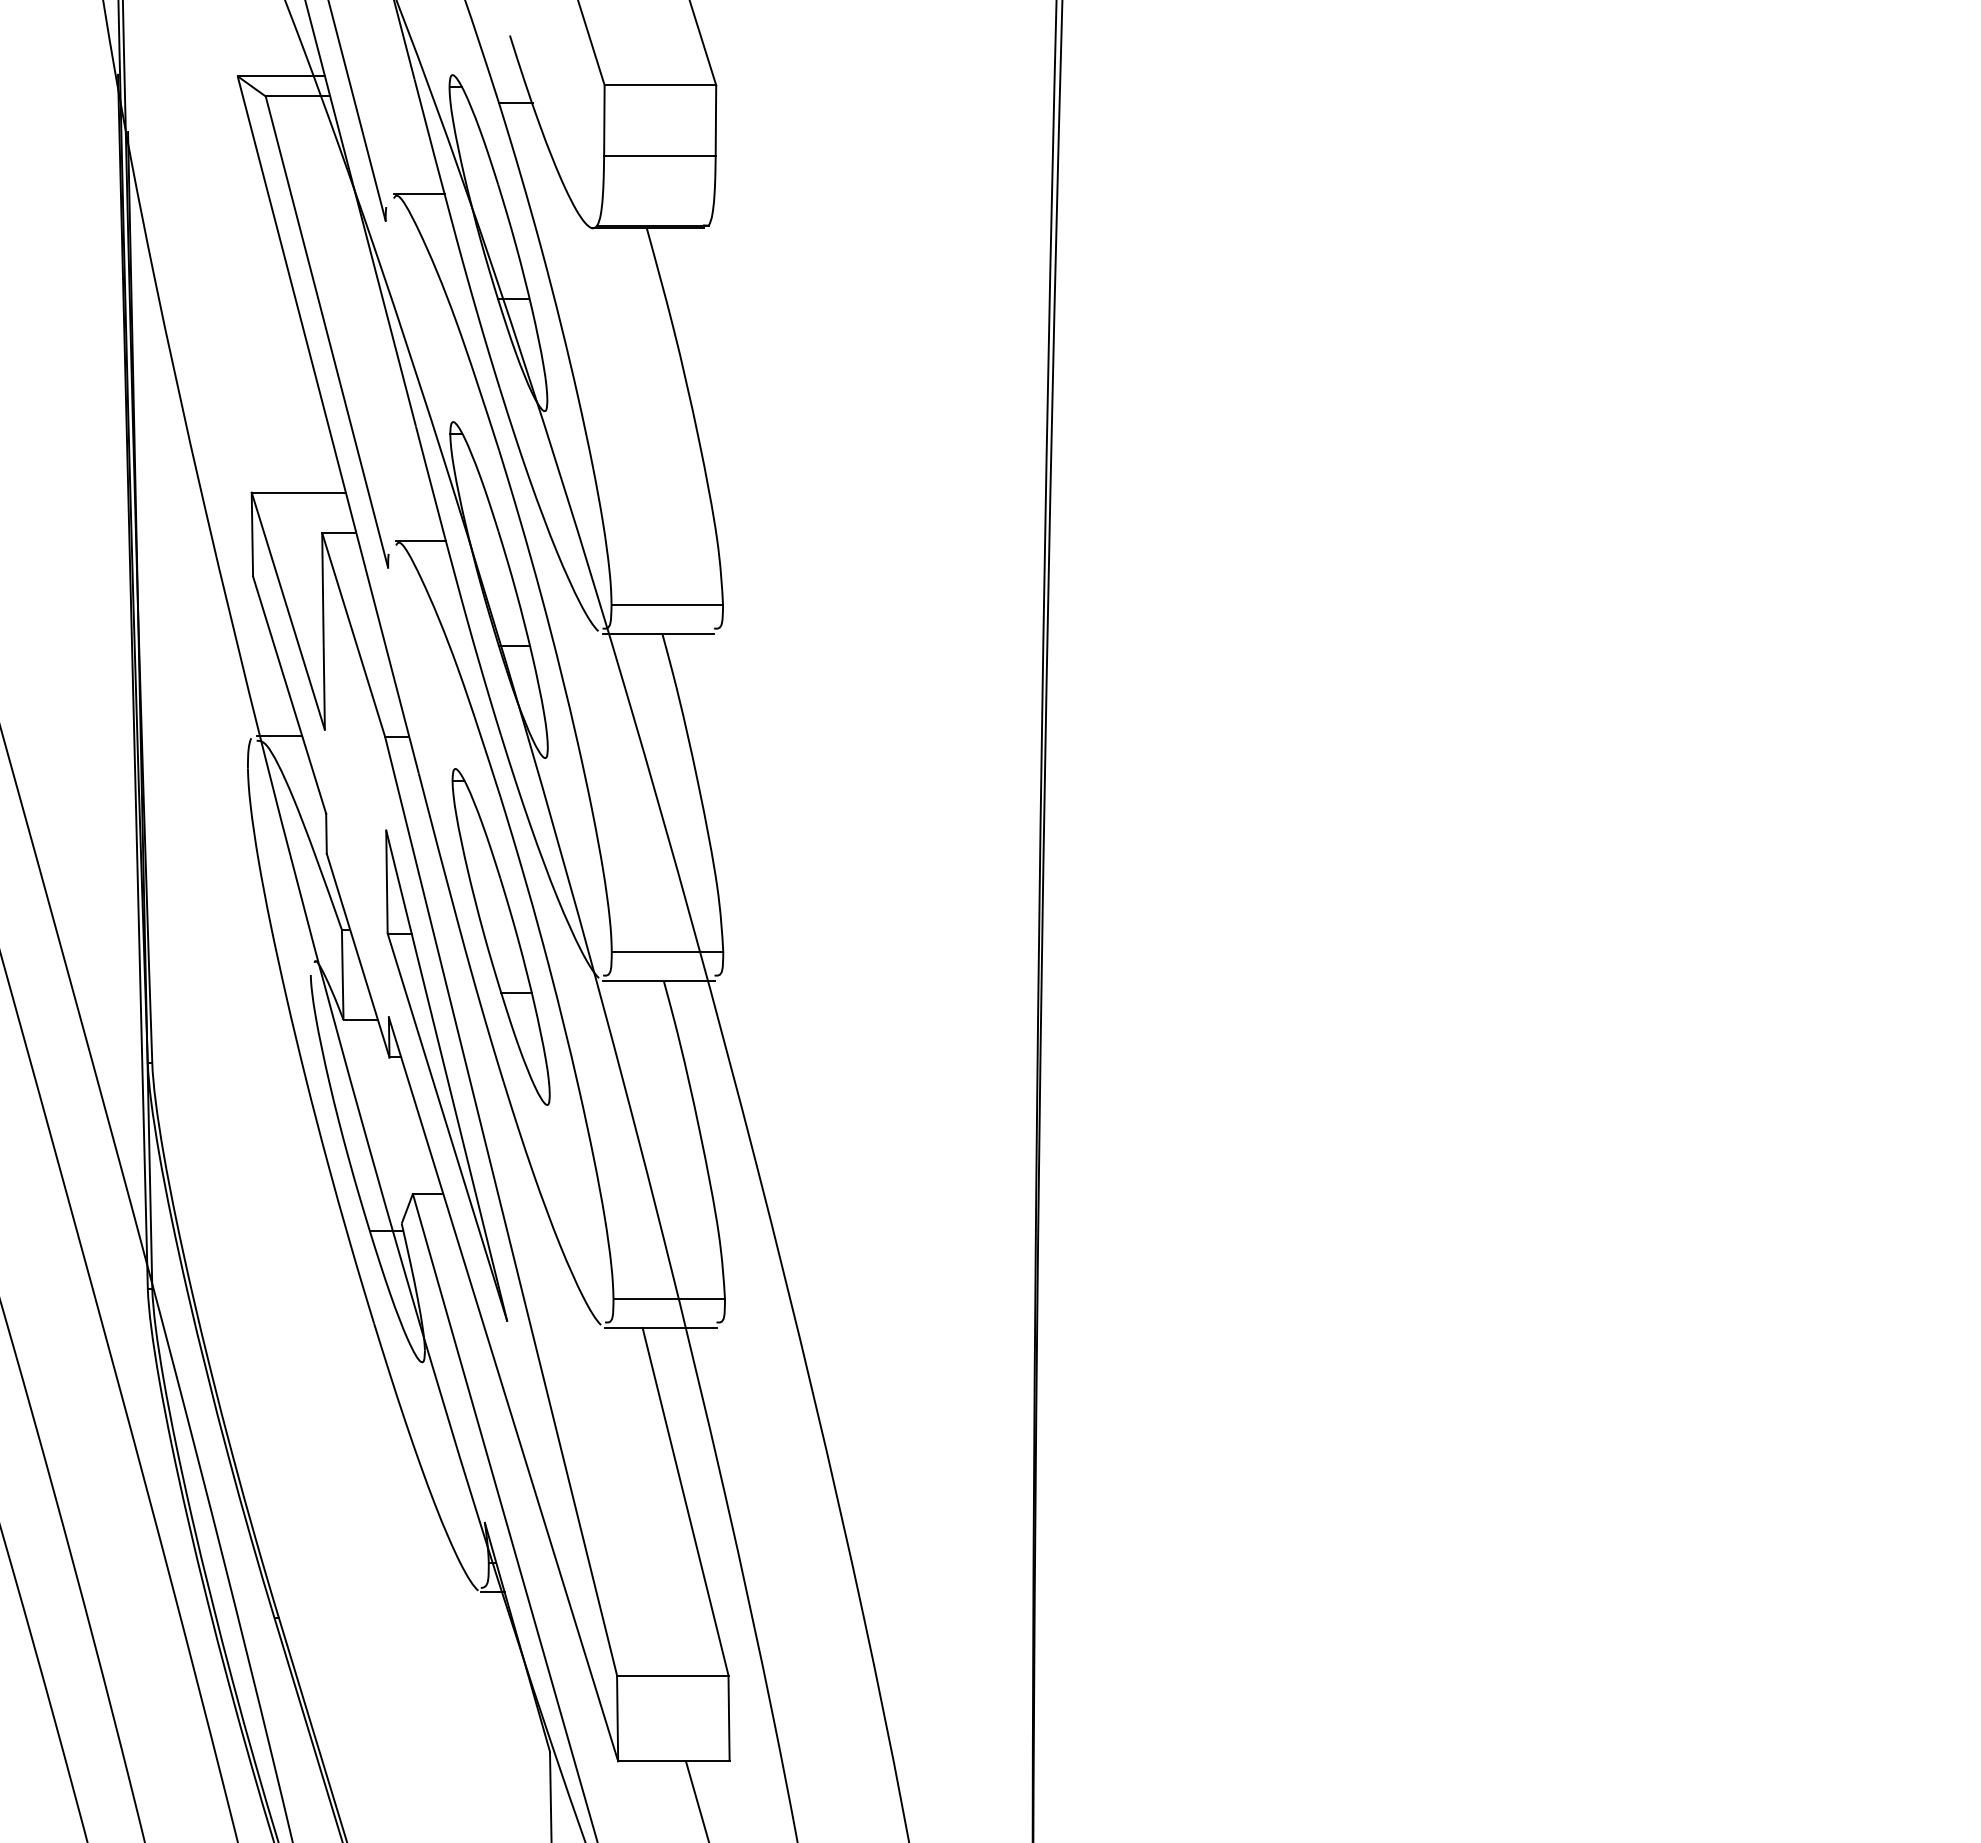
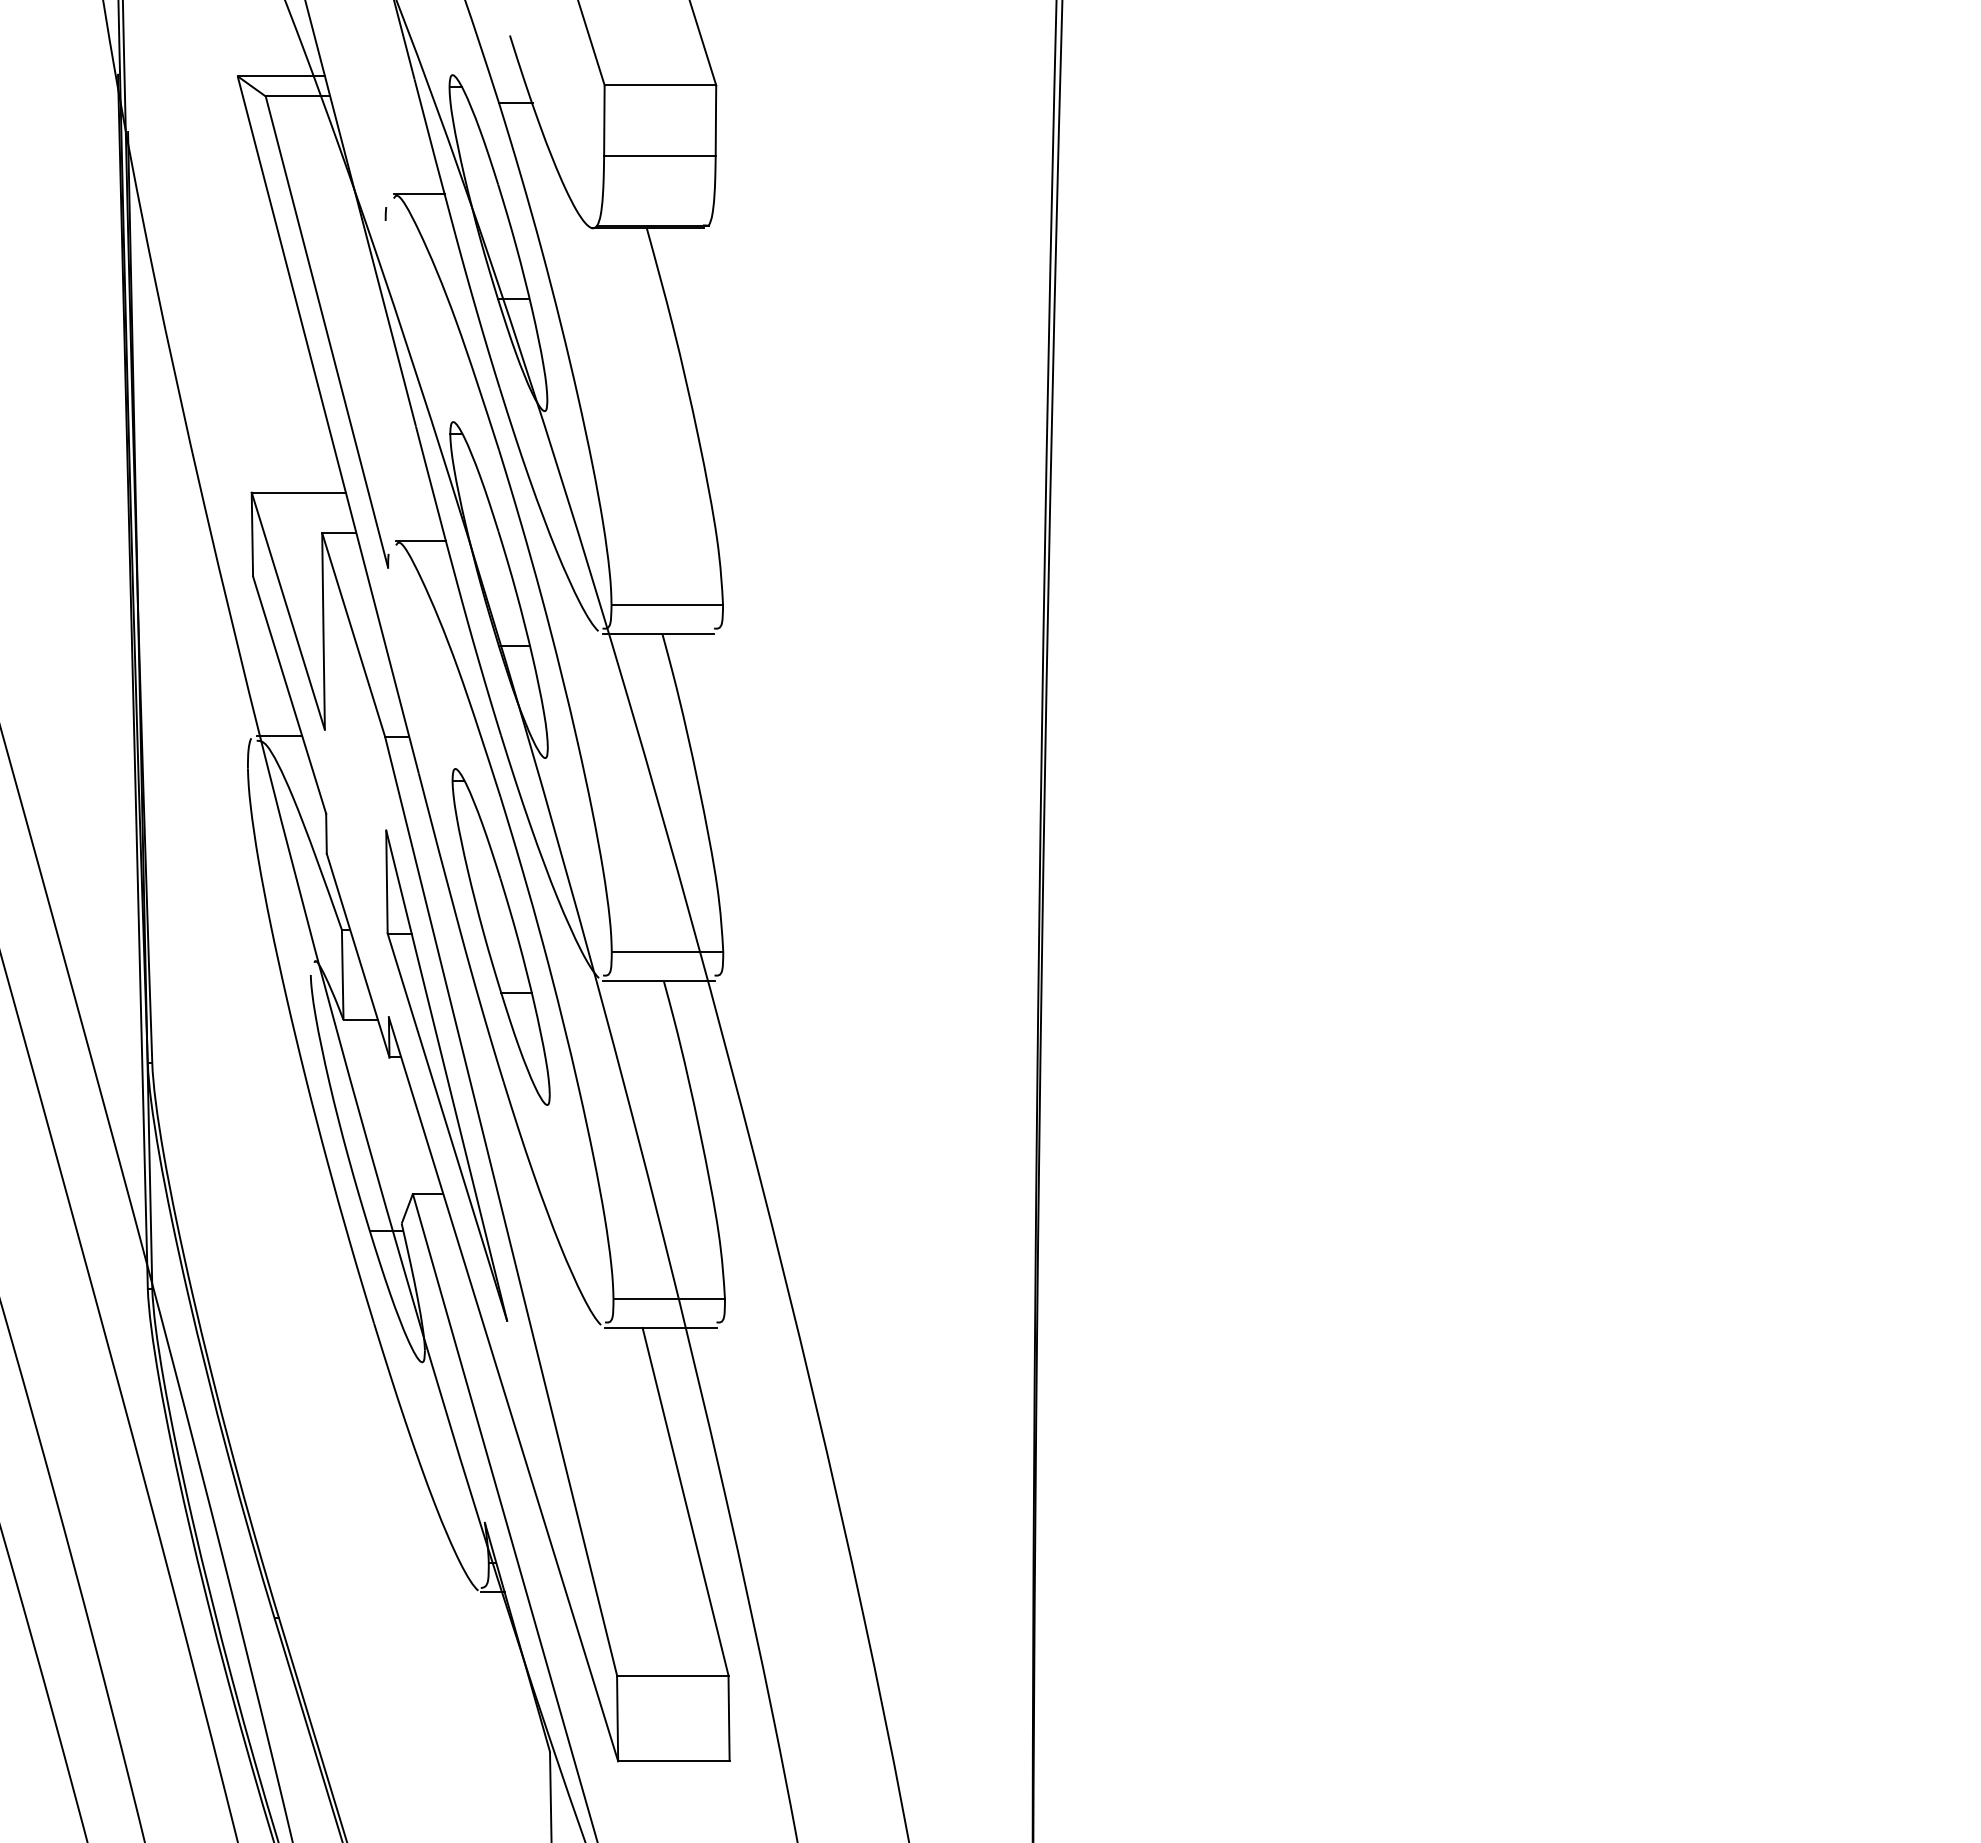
line: present -> none (356, 111)
line: present -> none (696, 1800)
